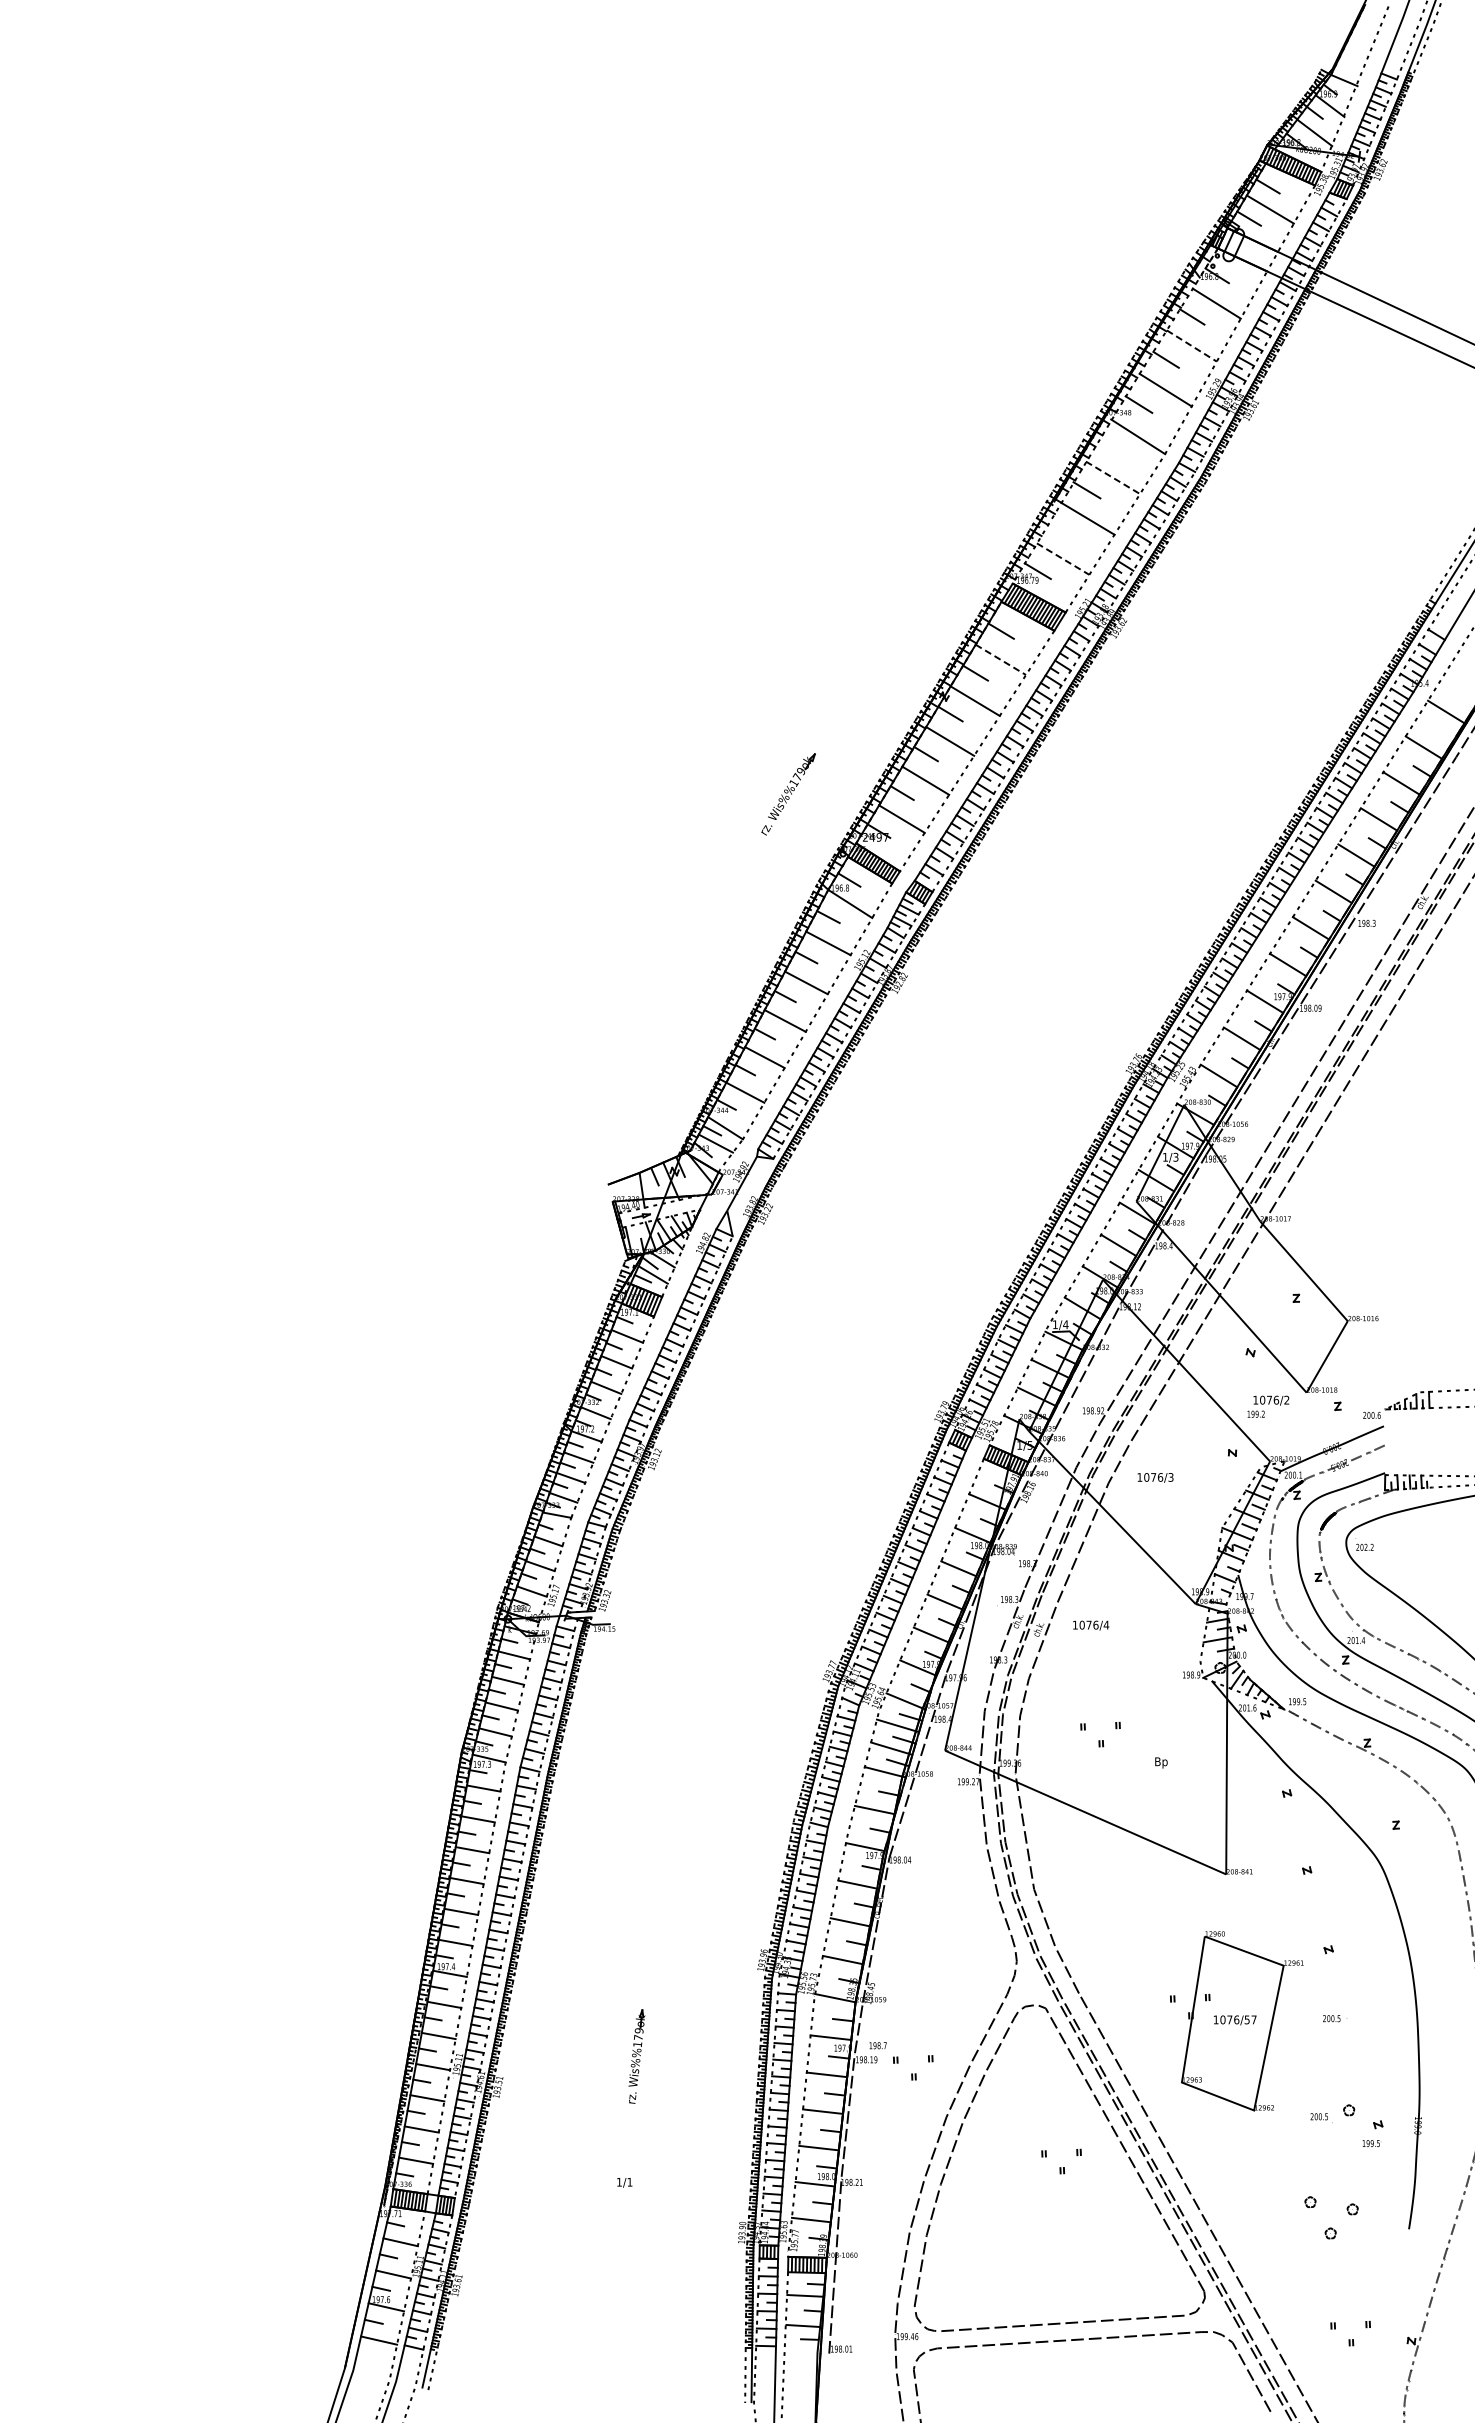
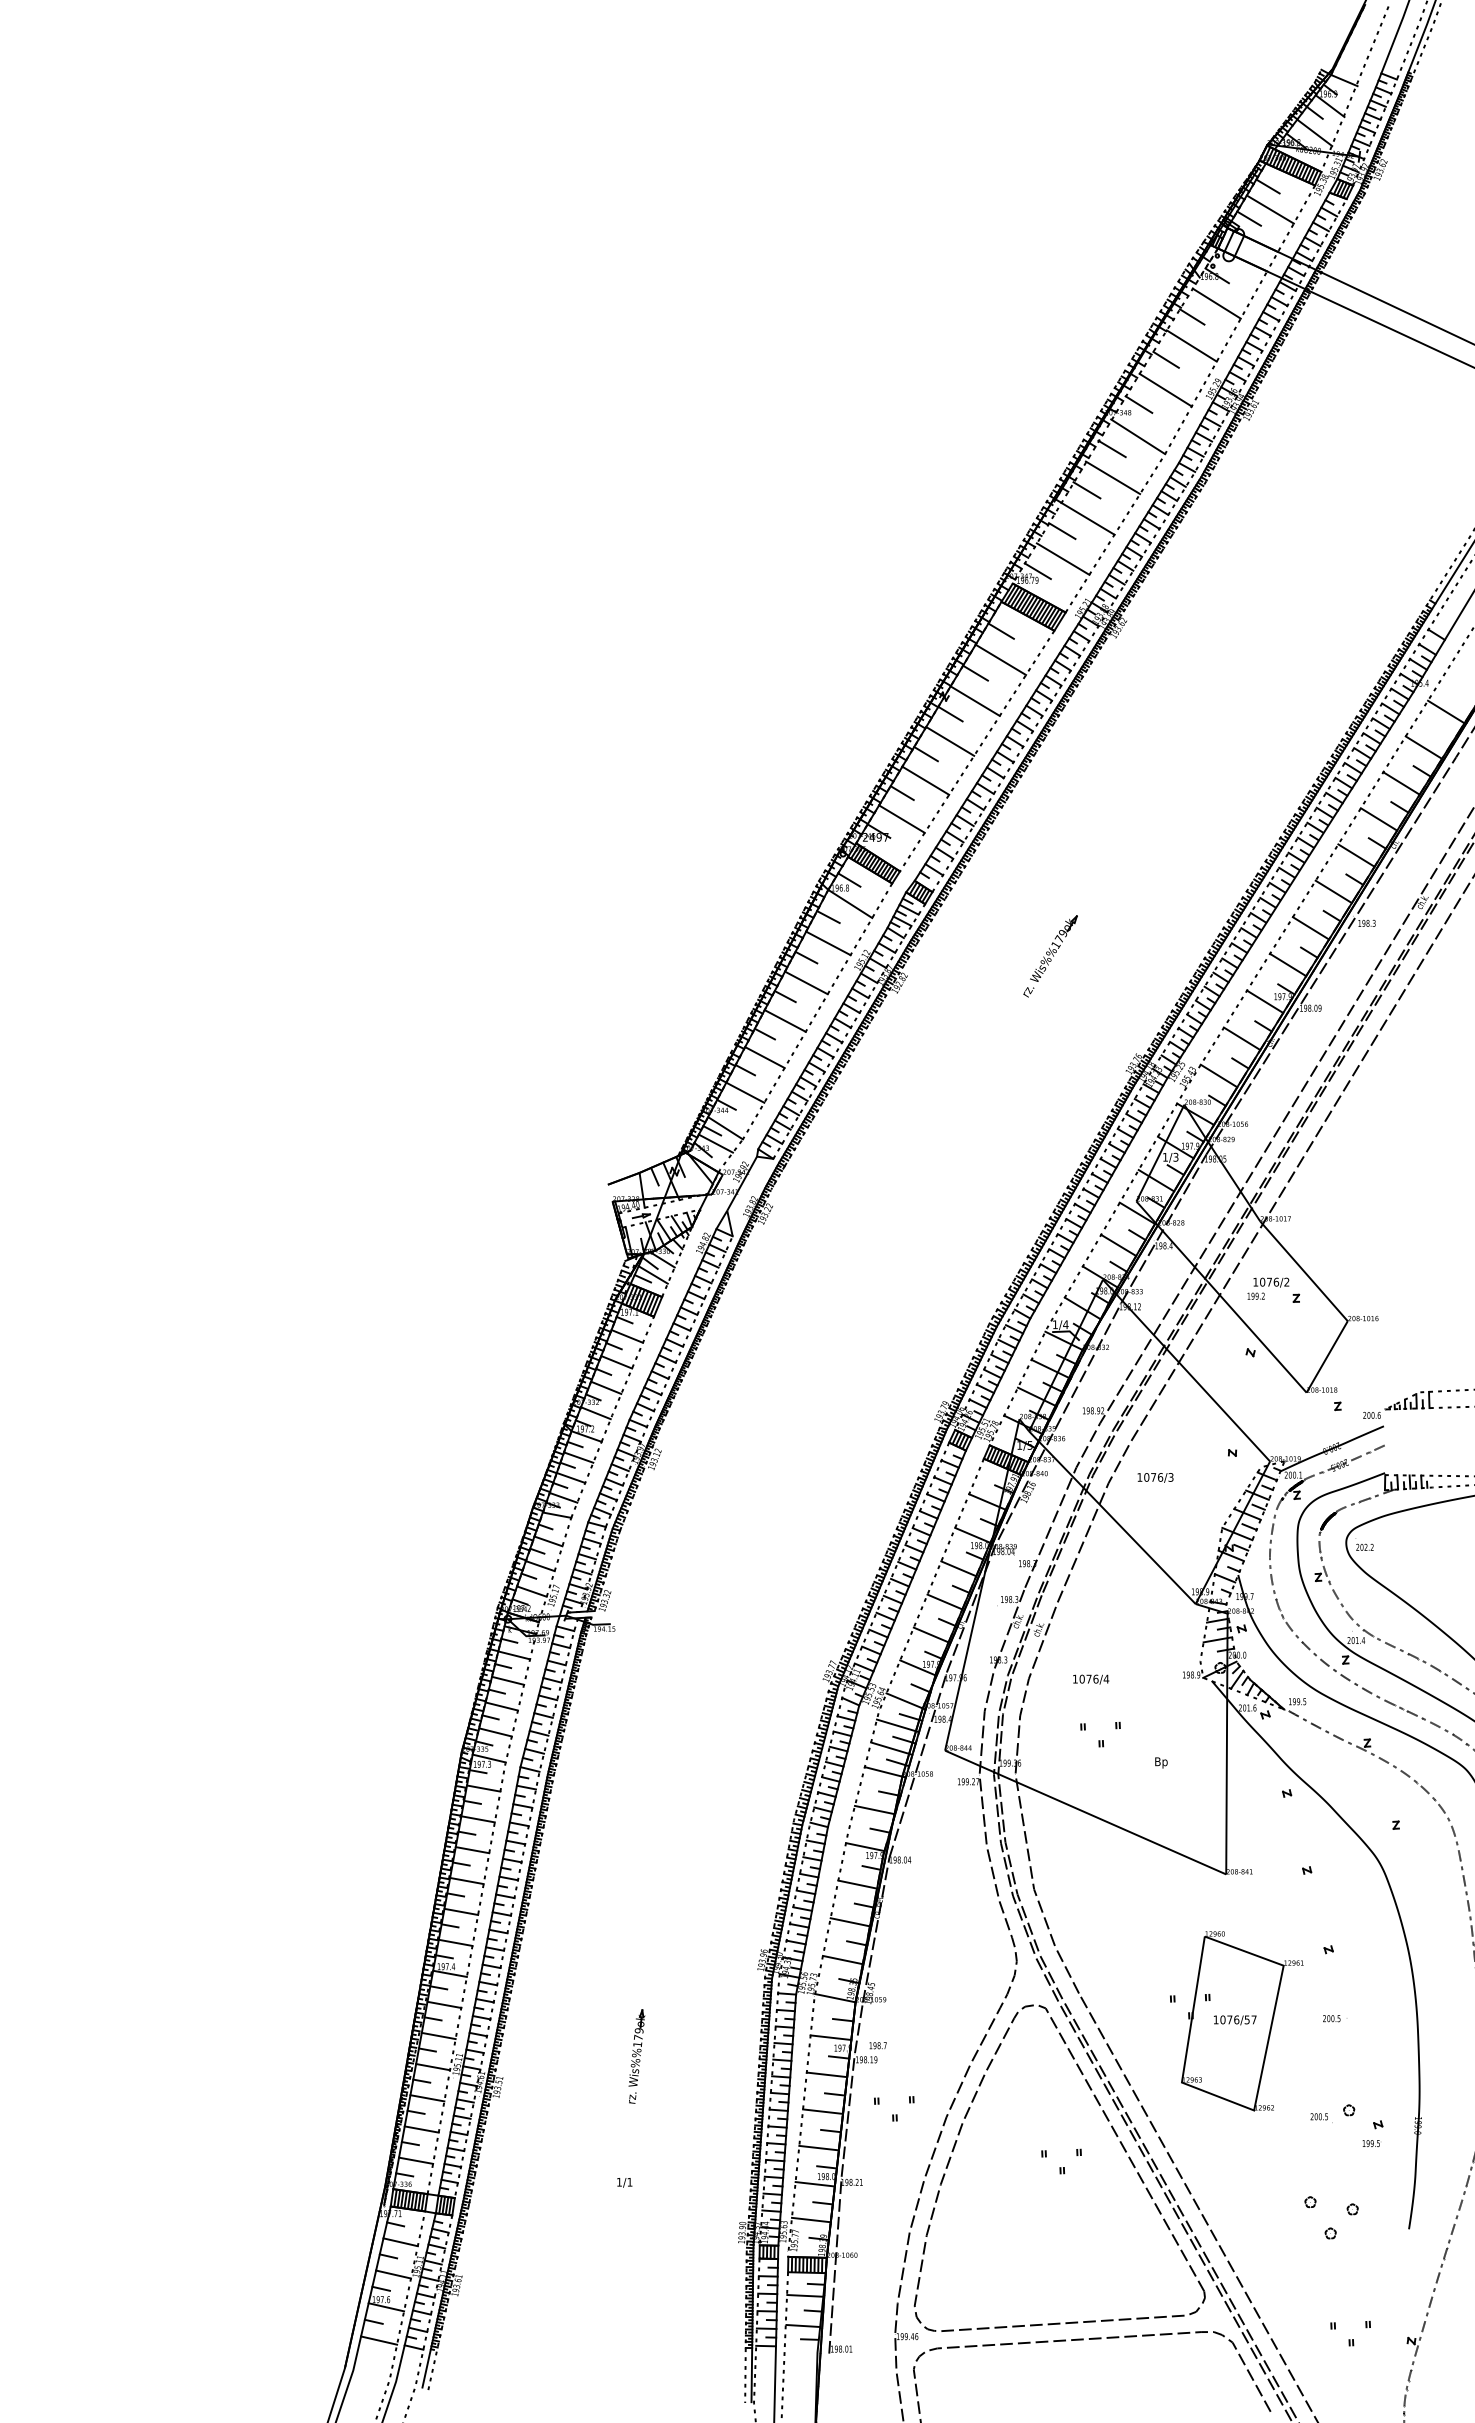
line: dashed -> solid (1192, 346)
line: none -> present (1111, 448)
line: dashed -> solid (1113, 477)
line: none -> present (1062, 531)
line: dashed -> solid (1063, 559)
line: dashed -> solid (1001, 660)
part position: (788, 794) -> (1050, 956) (1050, 956)
text position: (1268, 1406) -> (1268, 1288) (1268, 1288)
text position: (1091, 1625) -> (1091, 1679) (1091, 1679)
part position: (912, 2073) -> (893, 2114) (893, 2114)
